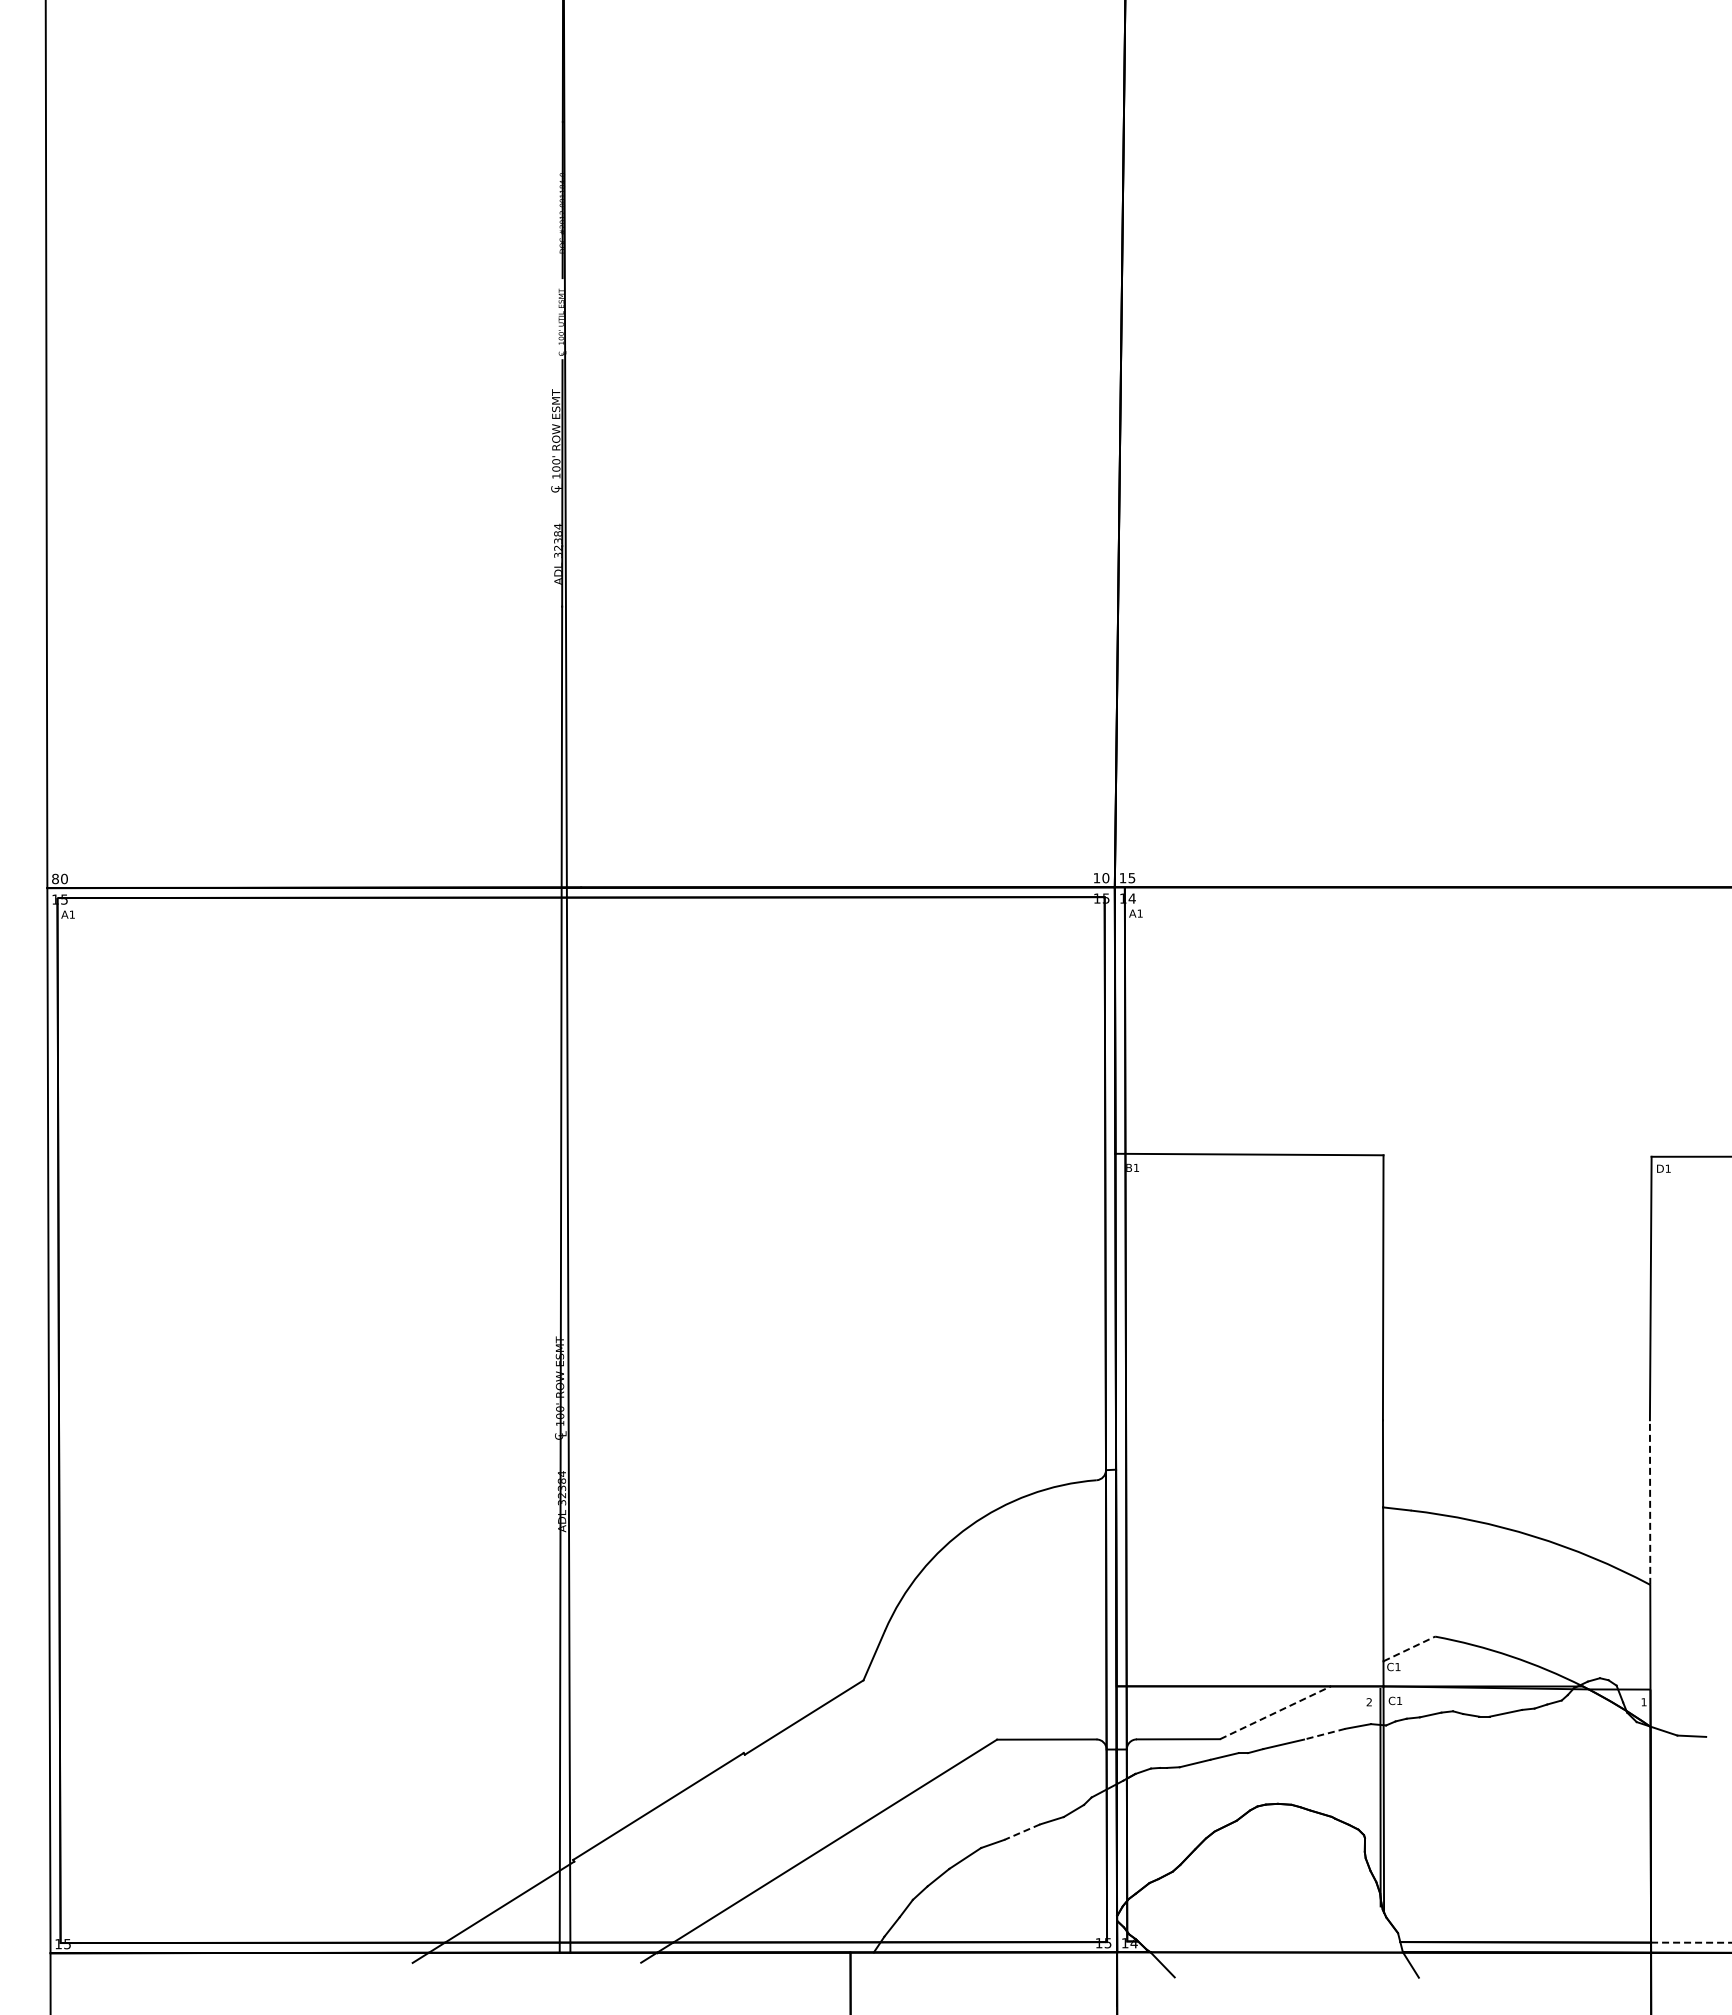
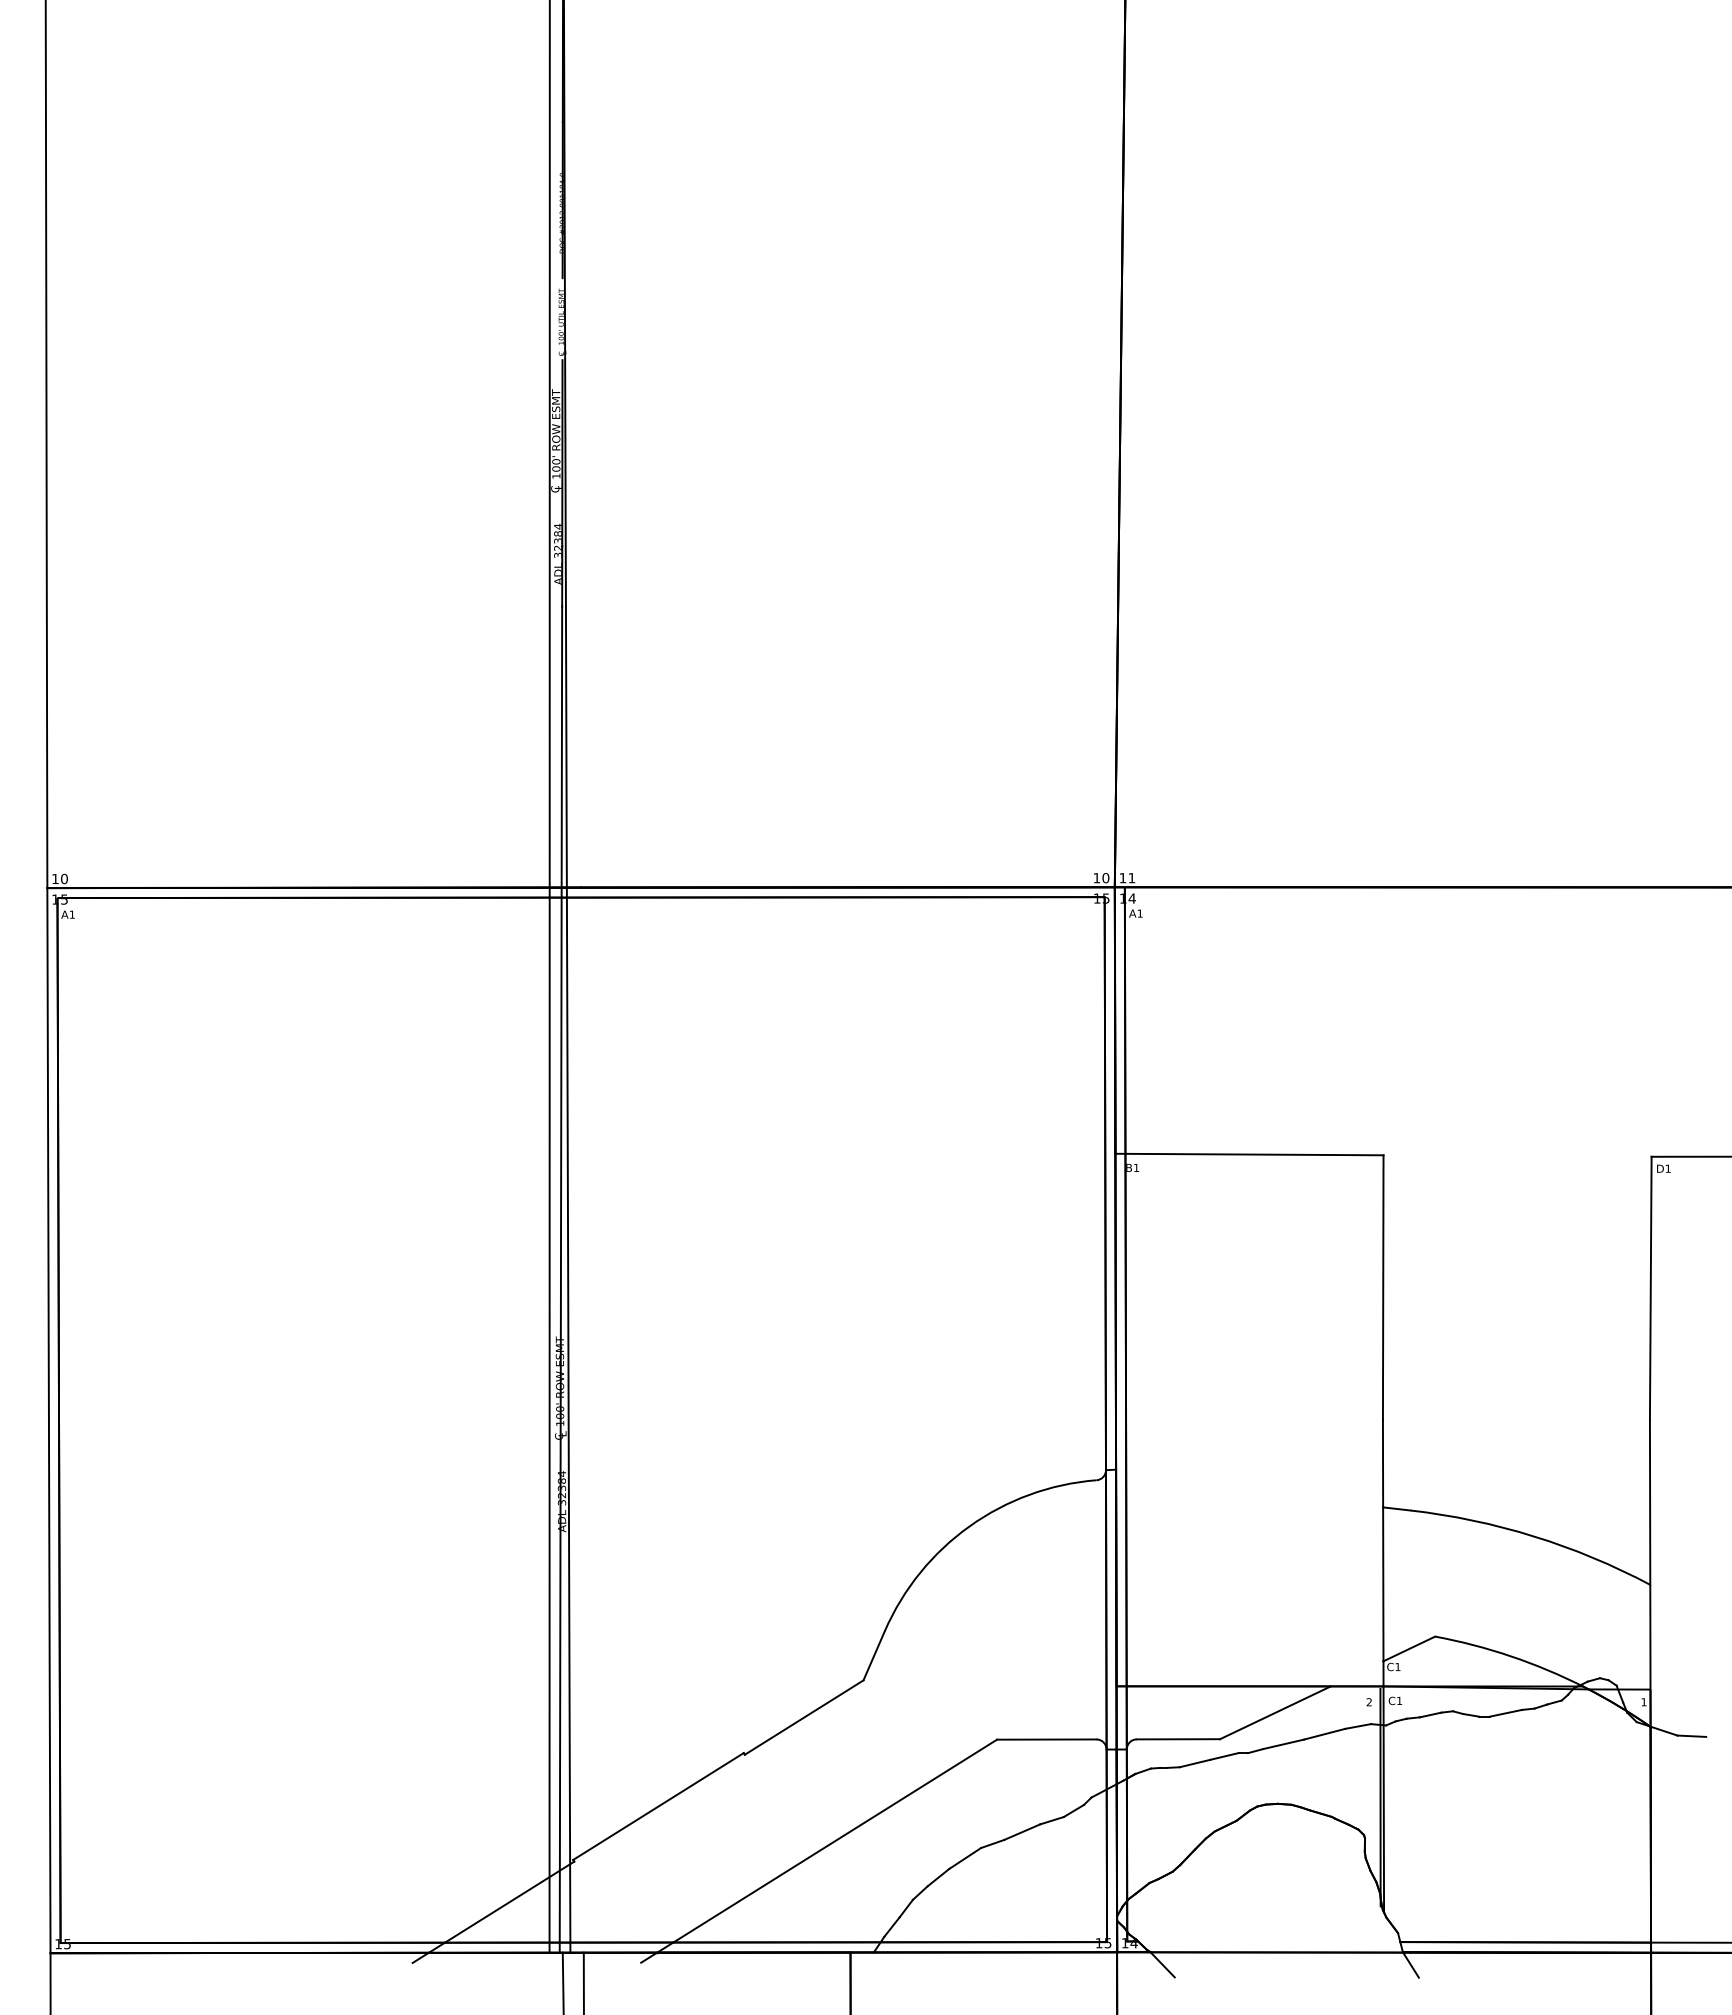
text: 80 -> 10 (55, 878)
text: 15 -> 11 (1131, 878)
line: none -> present (549, 977)
line: dashed -> solid (1650, 1502)
line: dashed -> solid (1409, 1648)
line: dashed -> solid (1275, 1712)
line: dashed -> solid (1324, 1734)
line: dashed -> solid (1021, 1832)
line: dashed -> solid (1691, 1942)
line: none -> present (562, 1981)
line: none -> present (583, 1981)
